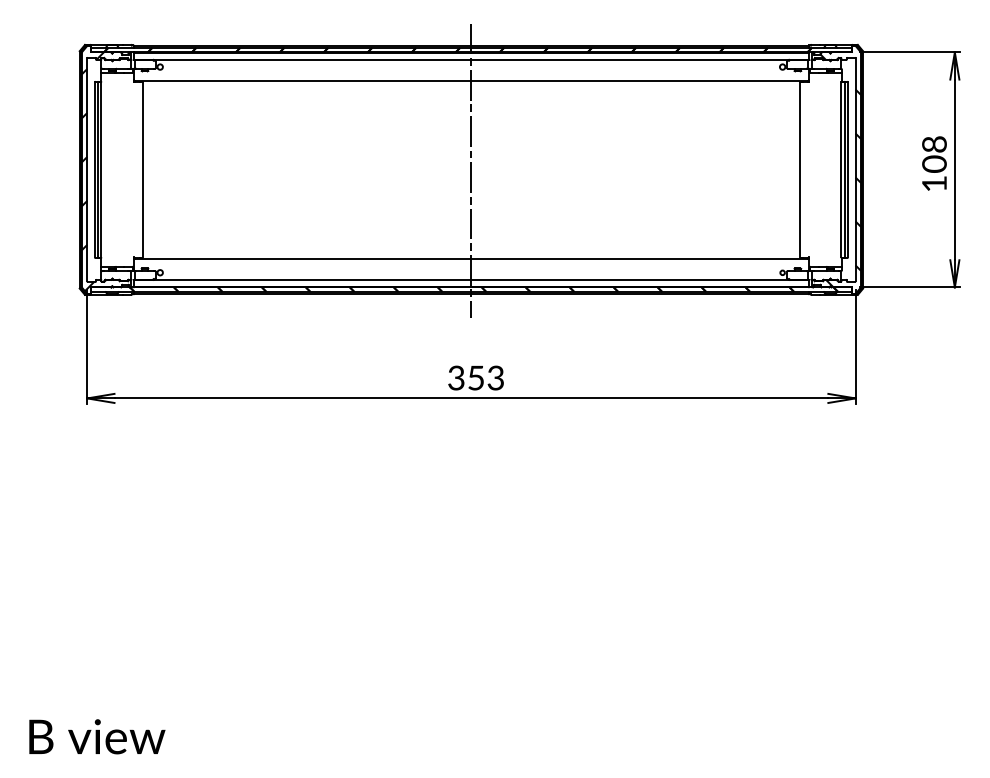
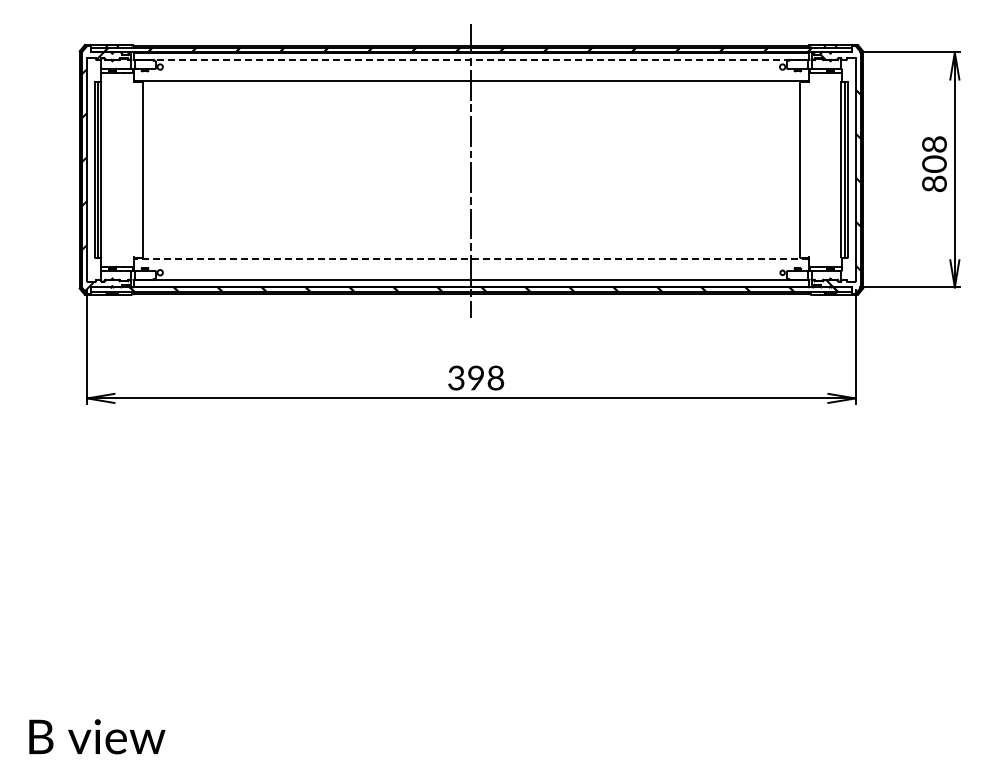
line: solid -> dashed (471, 60)
text: 108 -> 808 (934, 183)
line: solid -> dashed (470, 258)
text: 353 -> 398 (486, 377)
